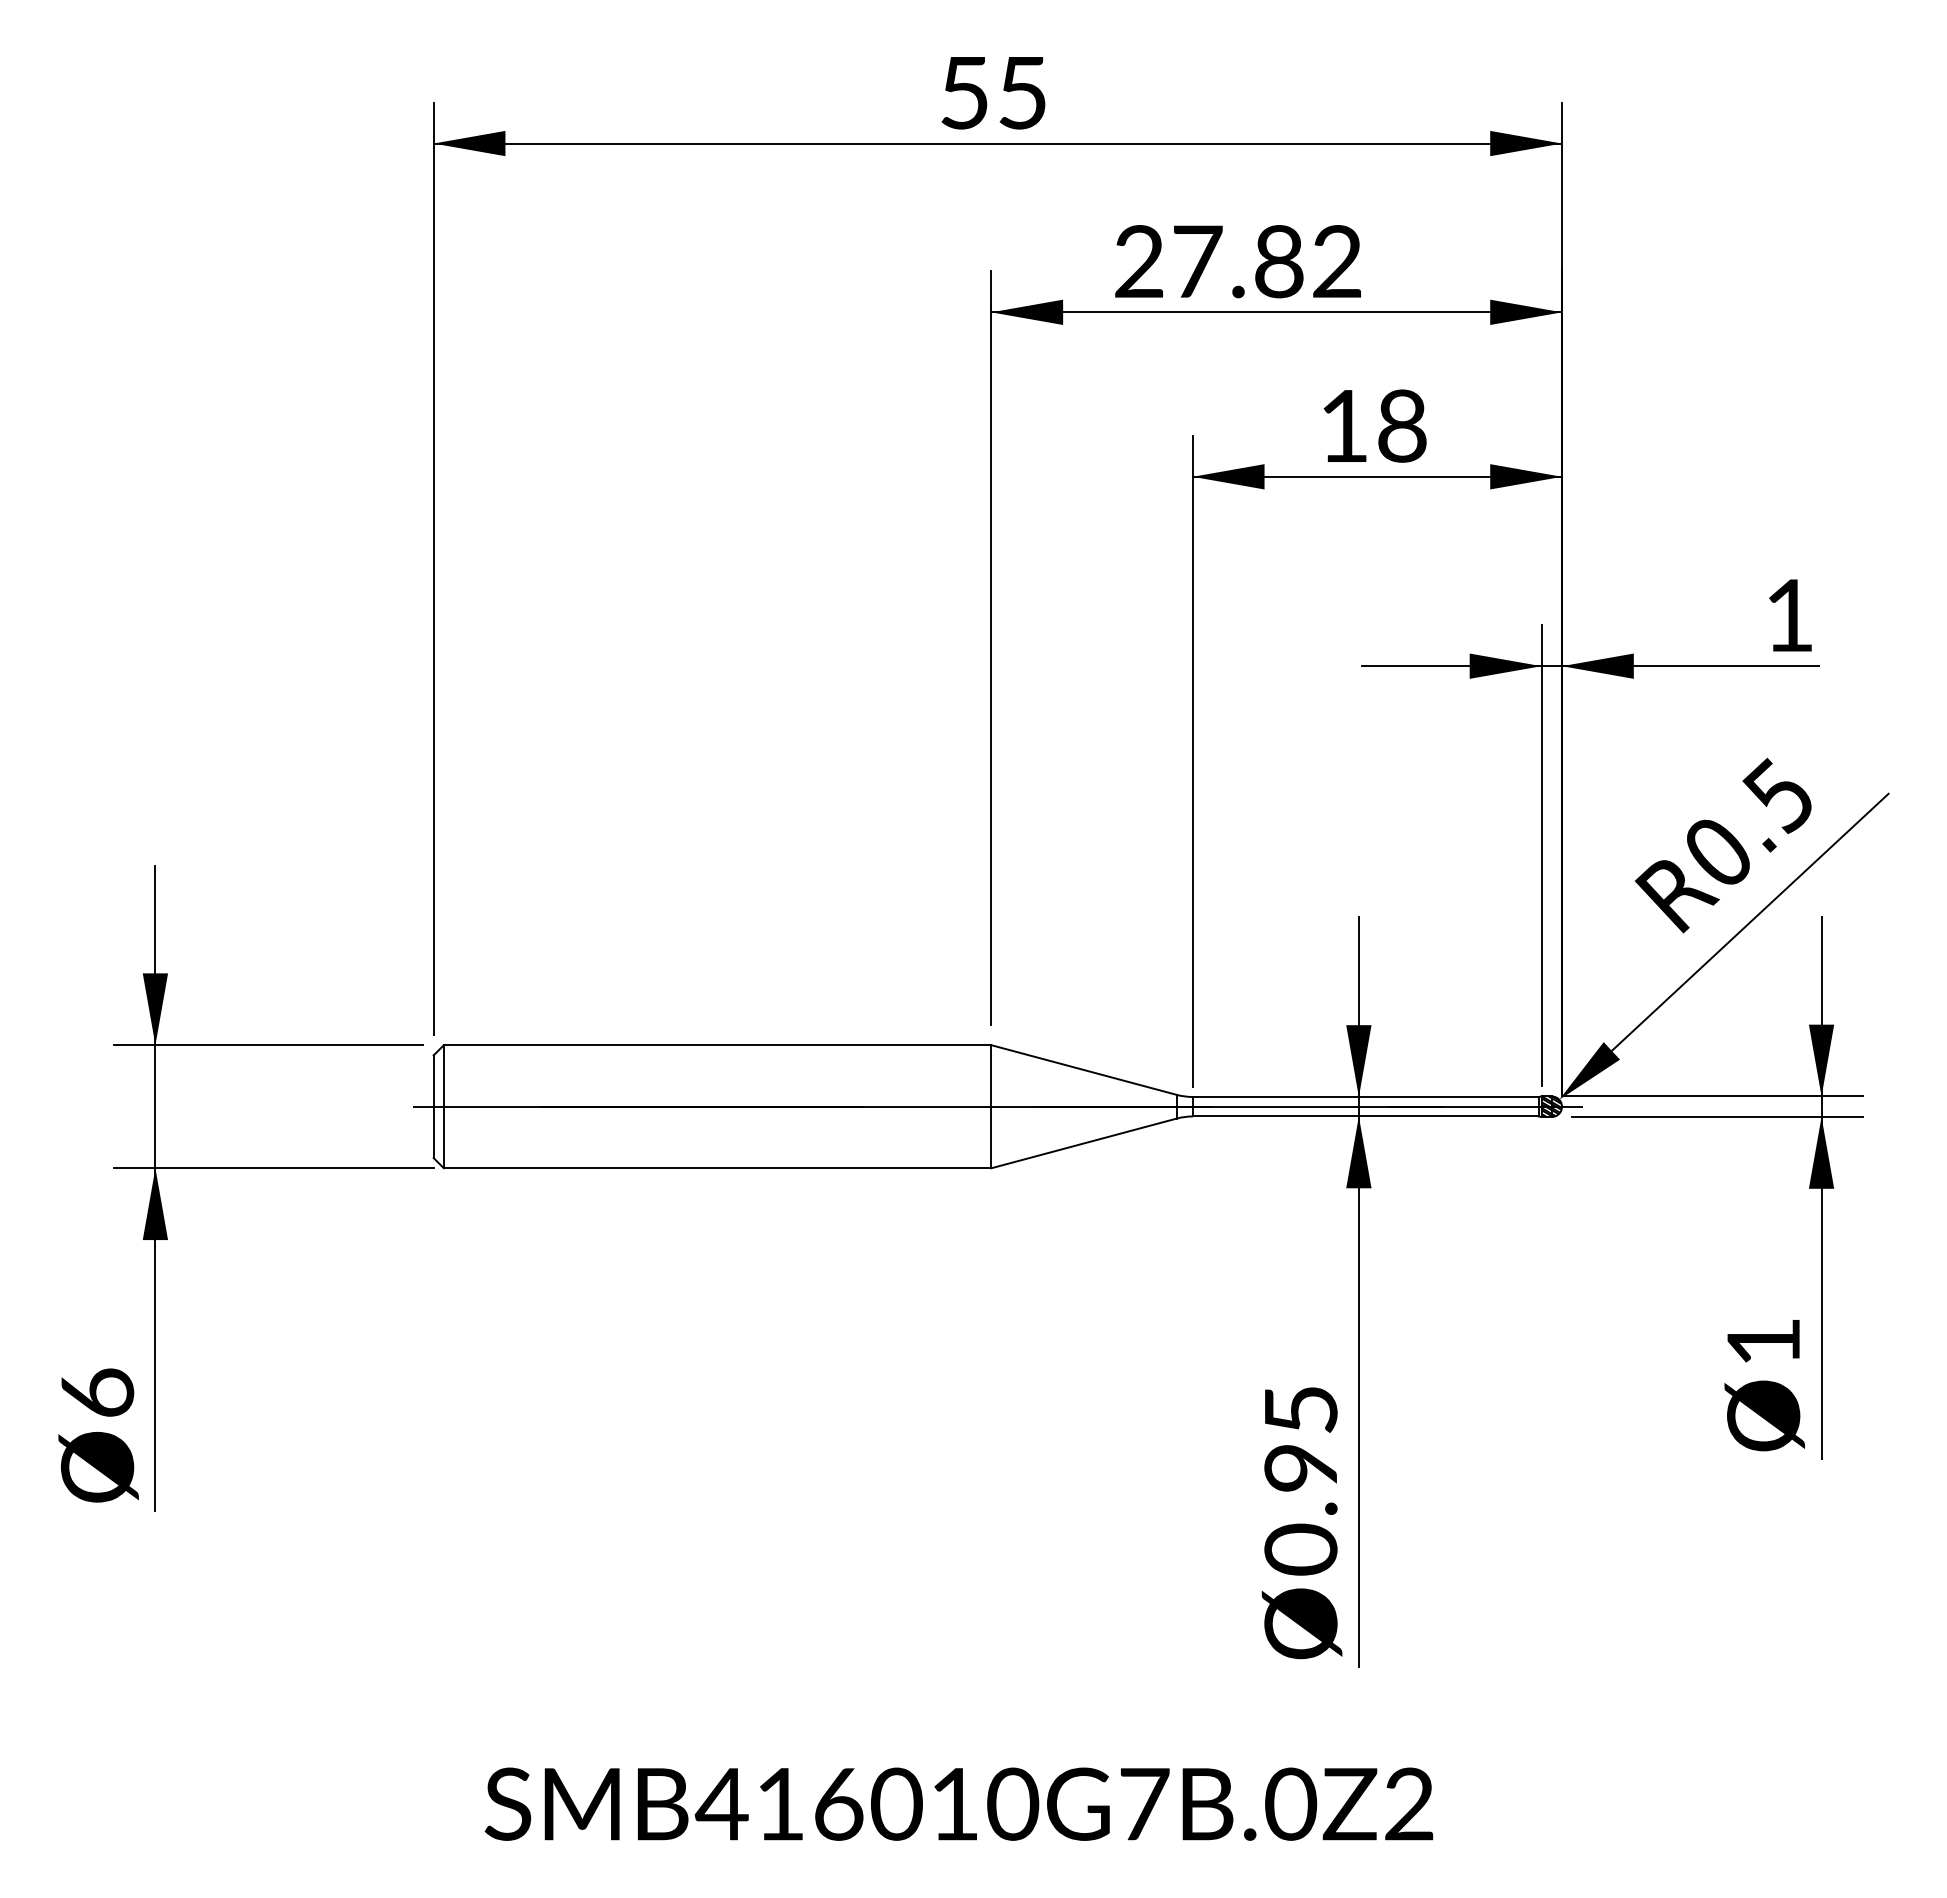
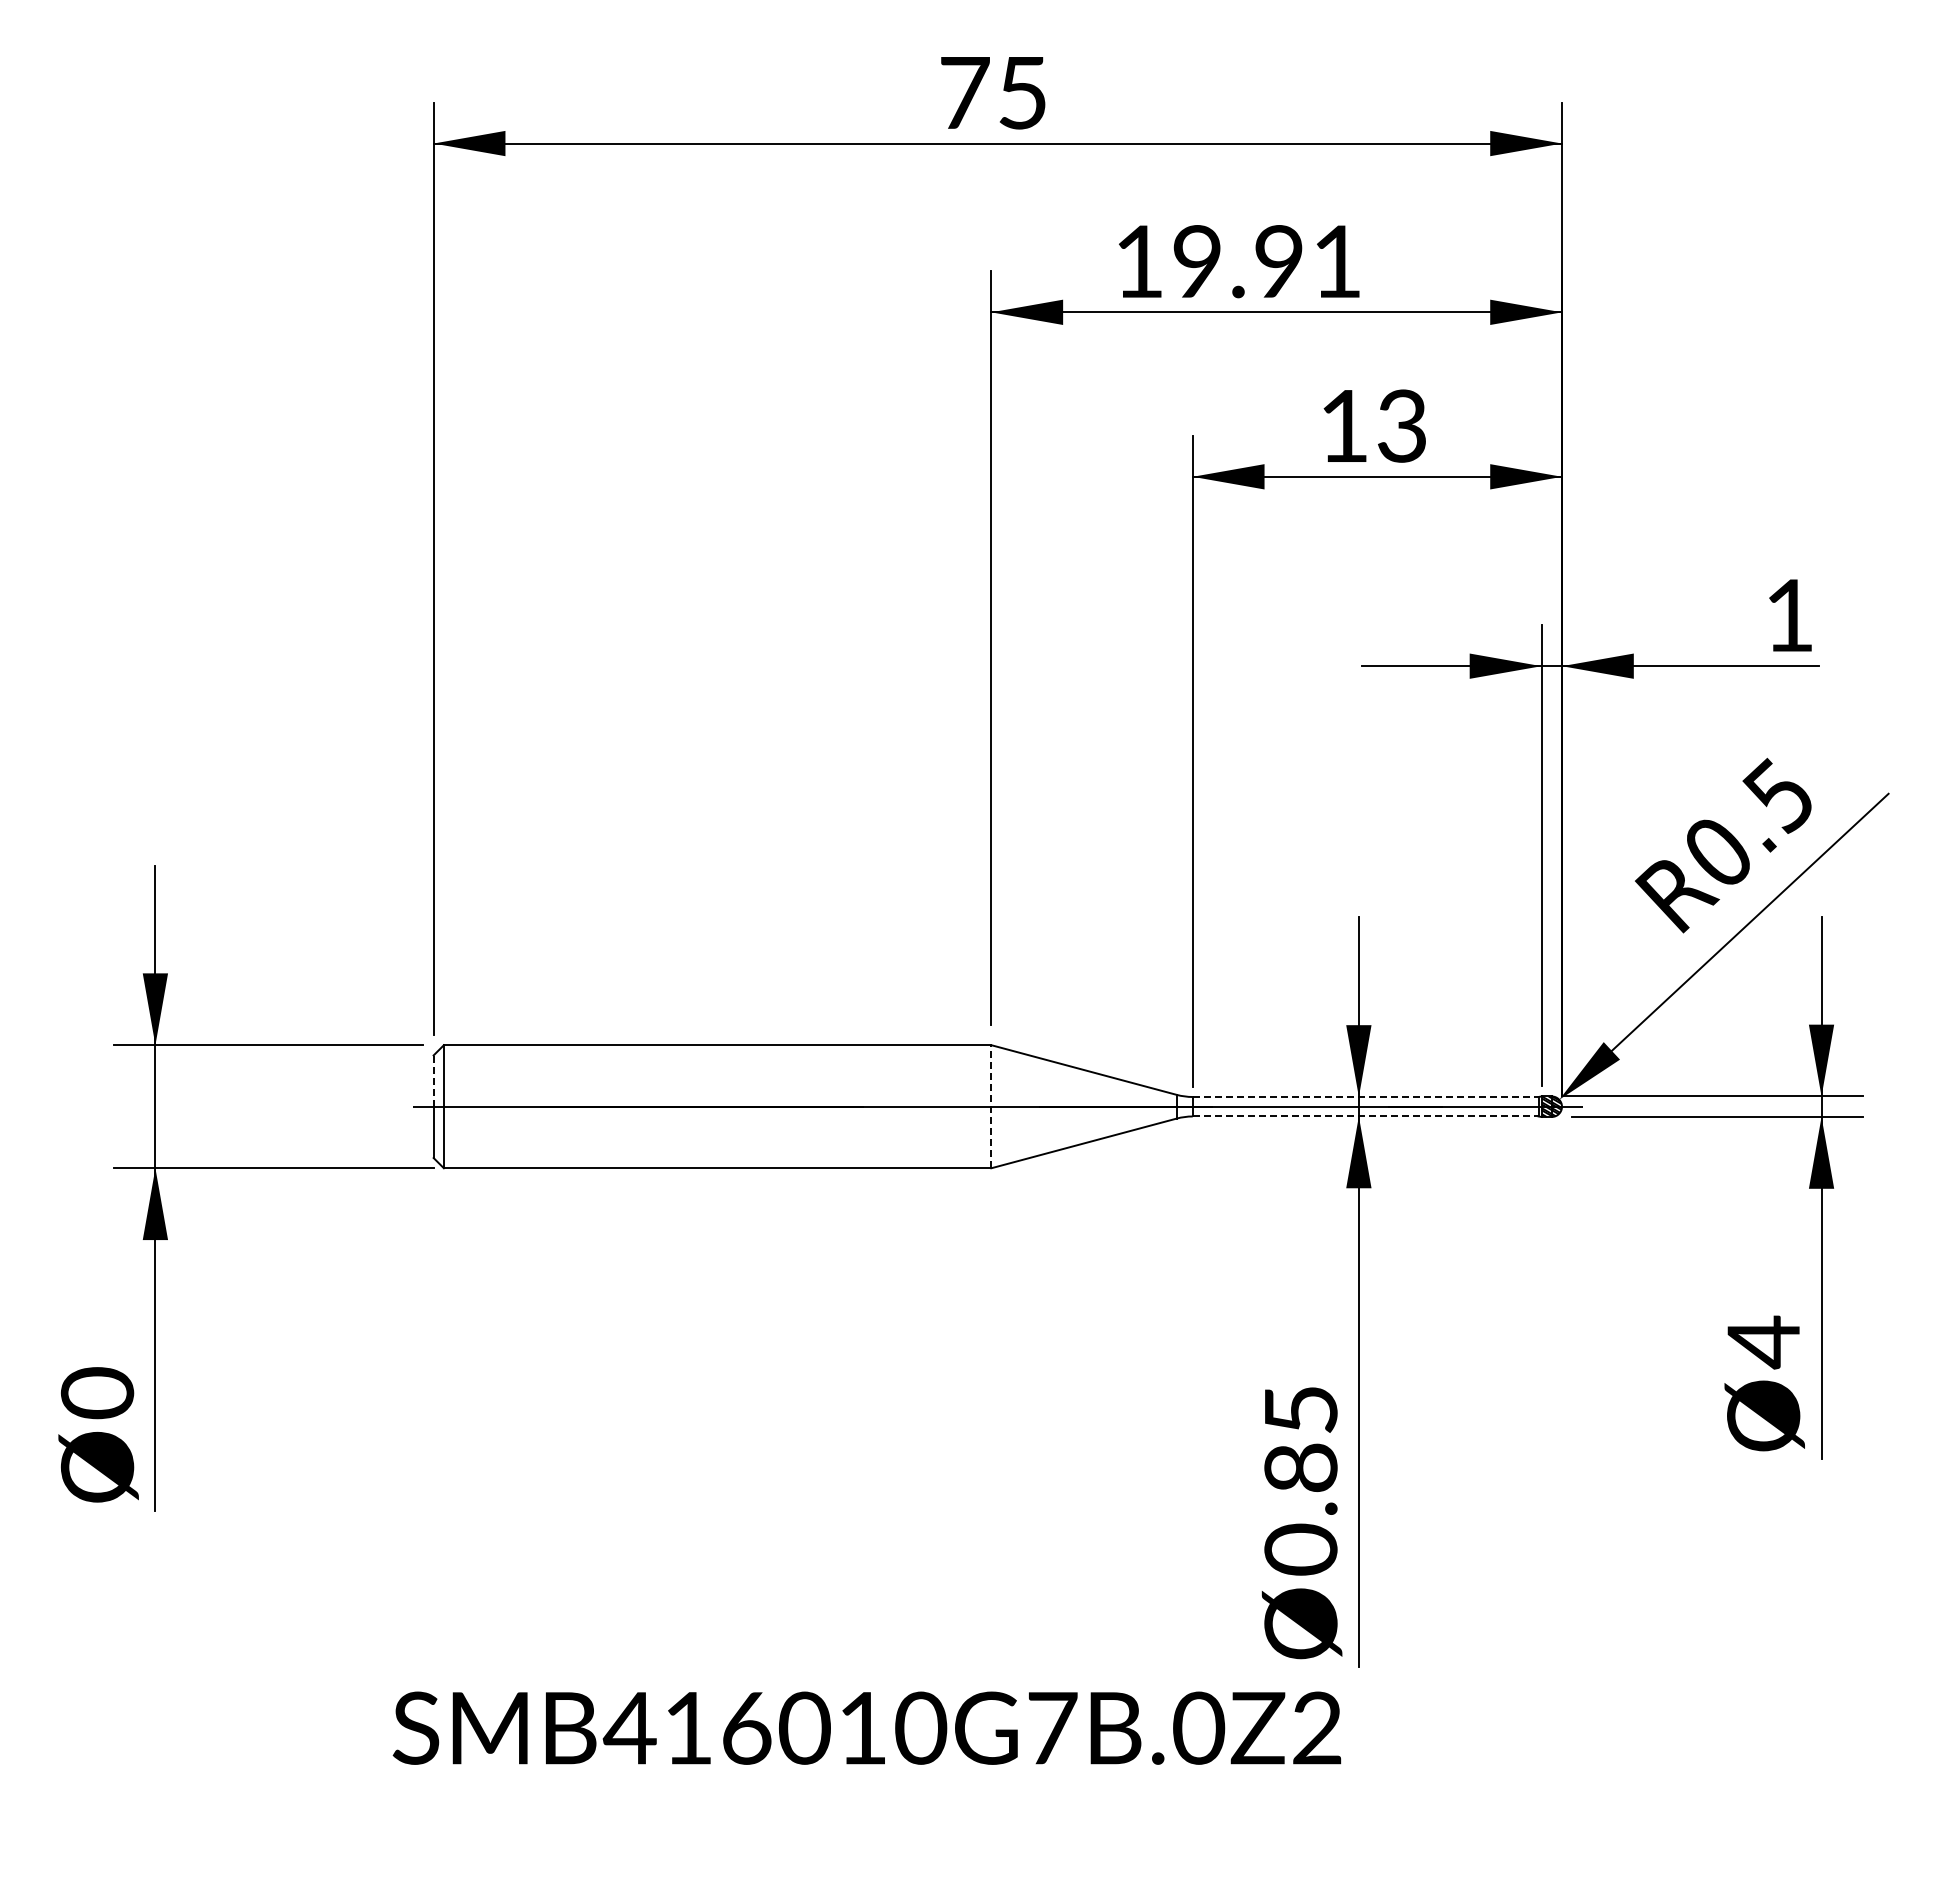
text: 55 -> 75 (965, 93)
text: 27.82 -> 19.91 (1238, 261)
text: 18 -> 13 (1402, 425)
line: solid -> dashed (433, 1081)
line: solid -> dashed (1365, 1096)
line: solid -> dashed (991, 1106)
line: solid -> dashed (1365, 1116)
text: 1 -> 4 (1763, 1342)
text: 6 -> 0 (96, 1393)
text: 0.95 -> 0.85 (1301, 1467)
text position: (958, 1803) -> (866, 1727) (866, 1727)
